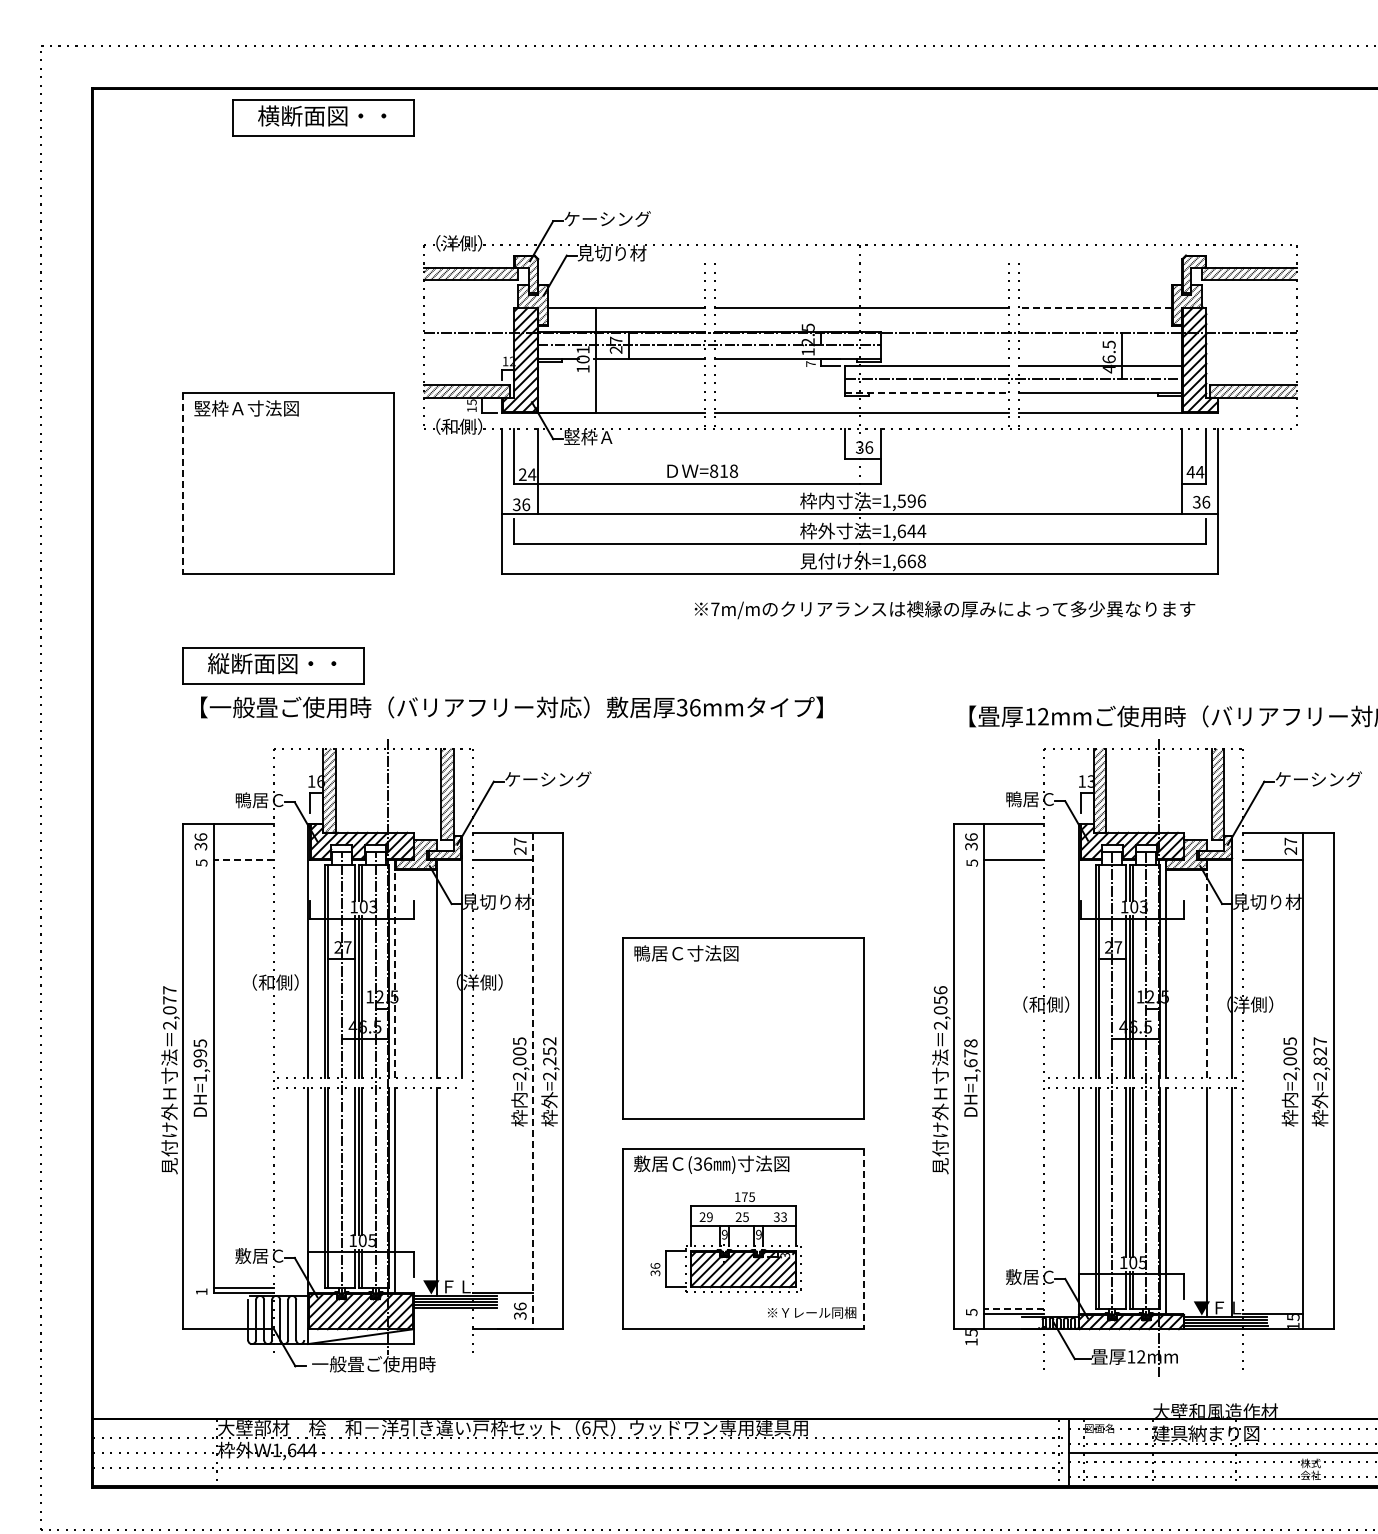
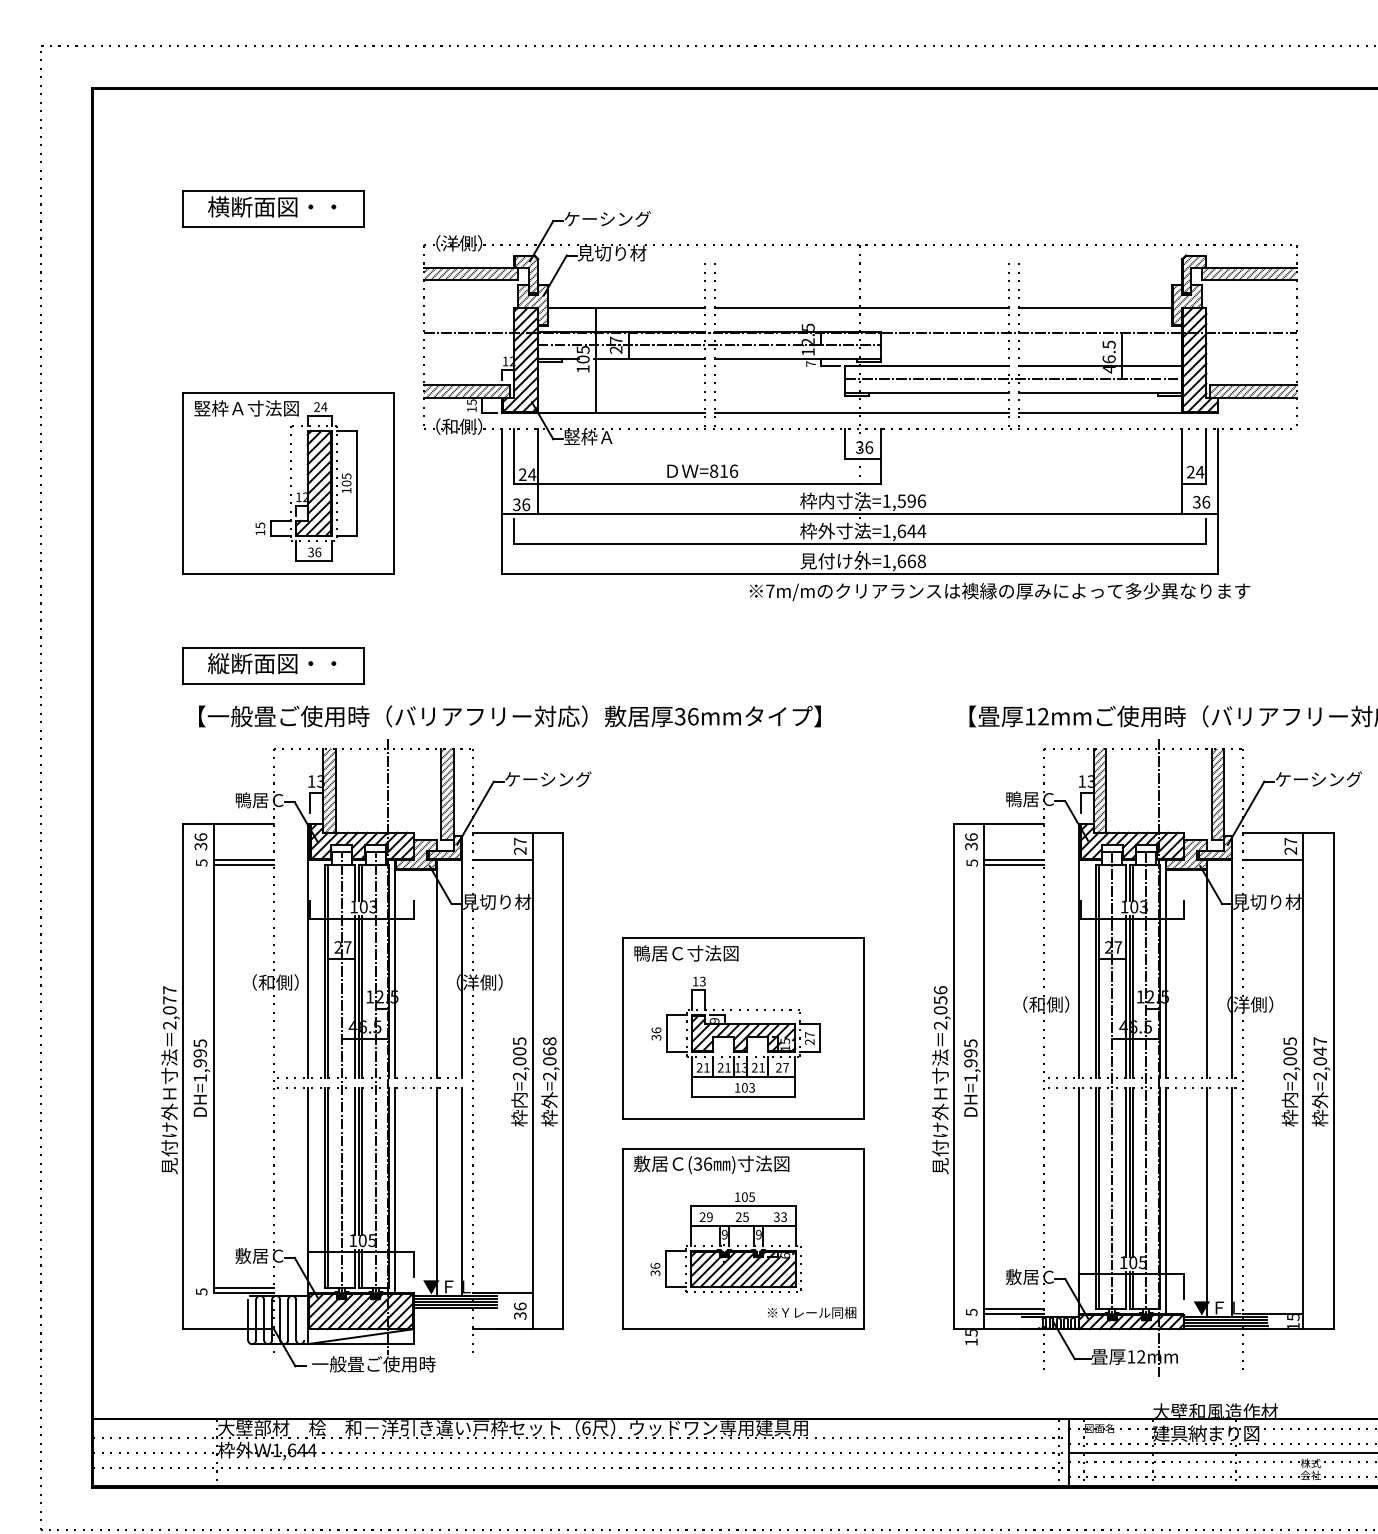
part position: (323, 117) -> (273, 208) (273, 208)
line: dashed -> solid (1095, 307)
text: 101 -> 105 (582, 349)
line: dashed -> solid (927, 392)
text: =818 -> =816 (733, 470)
text: 44 -> 24 (1190, 471)
part: none -> present (306, 481)
line: dashed -> solid (183, 484)
text position: (944, 609) -> (999, 591) (999, 591)
text position: (511, 707) -> (509, 716) (509, 716)
text: 16 -> 13 (320, 781)
line: dashed -> solid (243, 859)
line: none -> present (243, 864)
line: none -> present (1014, 864)
line: dashed -> solid (395, 973)
line: dashed -> solid (1207, 973)
part: none -> present (735, 1036)
text: =2,252 -> =2,068 (549, 1051)
text: DH=1,678 -> DH=1,995 (970, 1053)
text: =2,827 -> =2,047 (1319, 1056)
line: dashed -> solid (532, 1081)
line: none -> present (461, 1192)
text: 175 -> 105 (744, 1196)
line: dashed -> solid (863, 1239)
text: 3 -> 6 (785, 1255)
text: 1 -> 5 (201, 1291)
line: dashed -> solid (1013, 1309)
